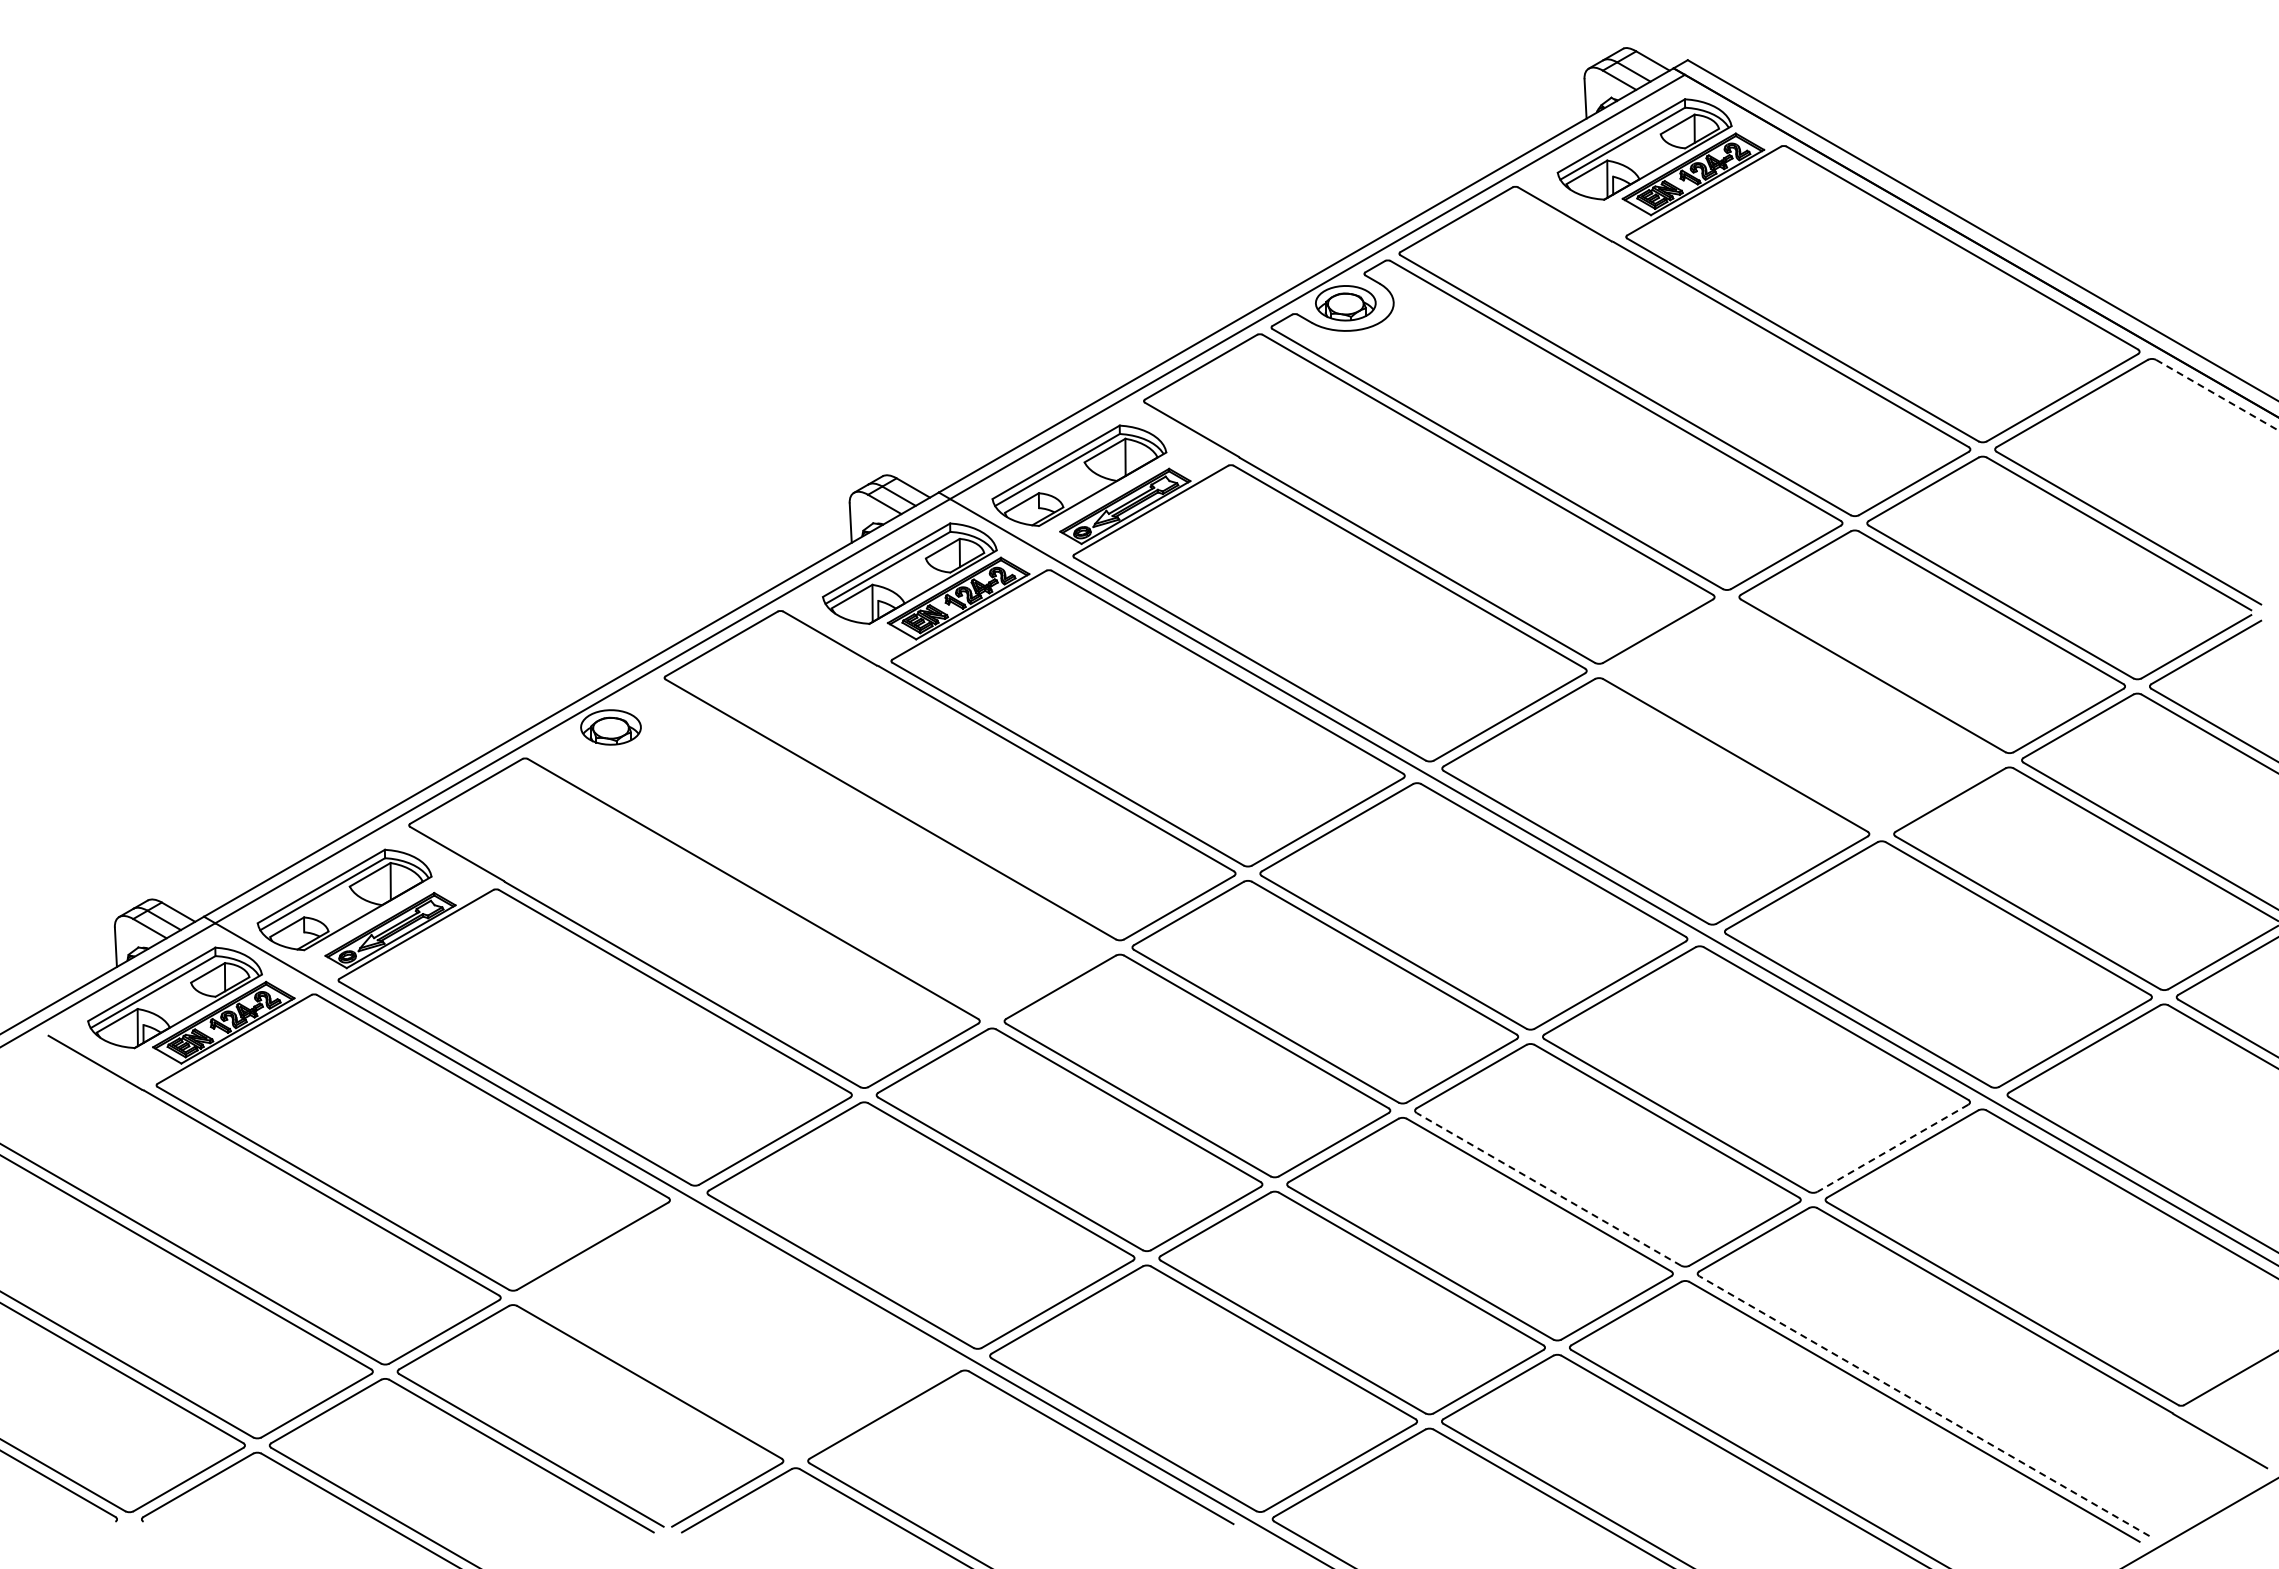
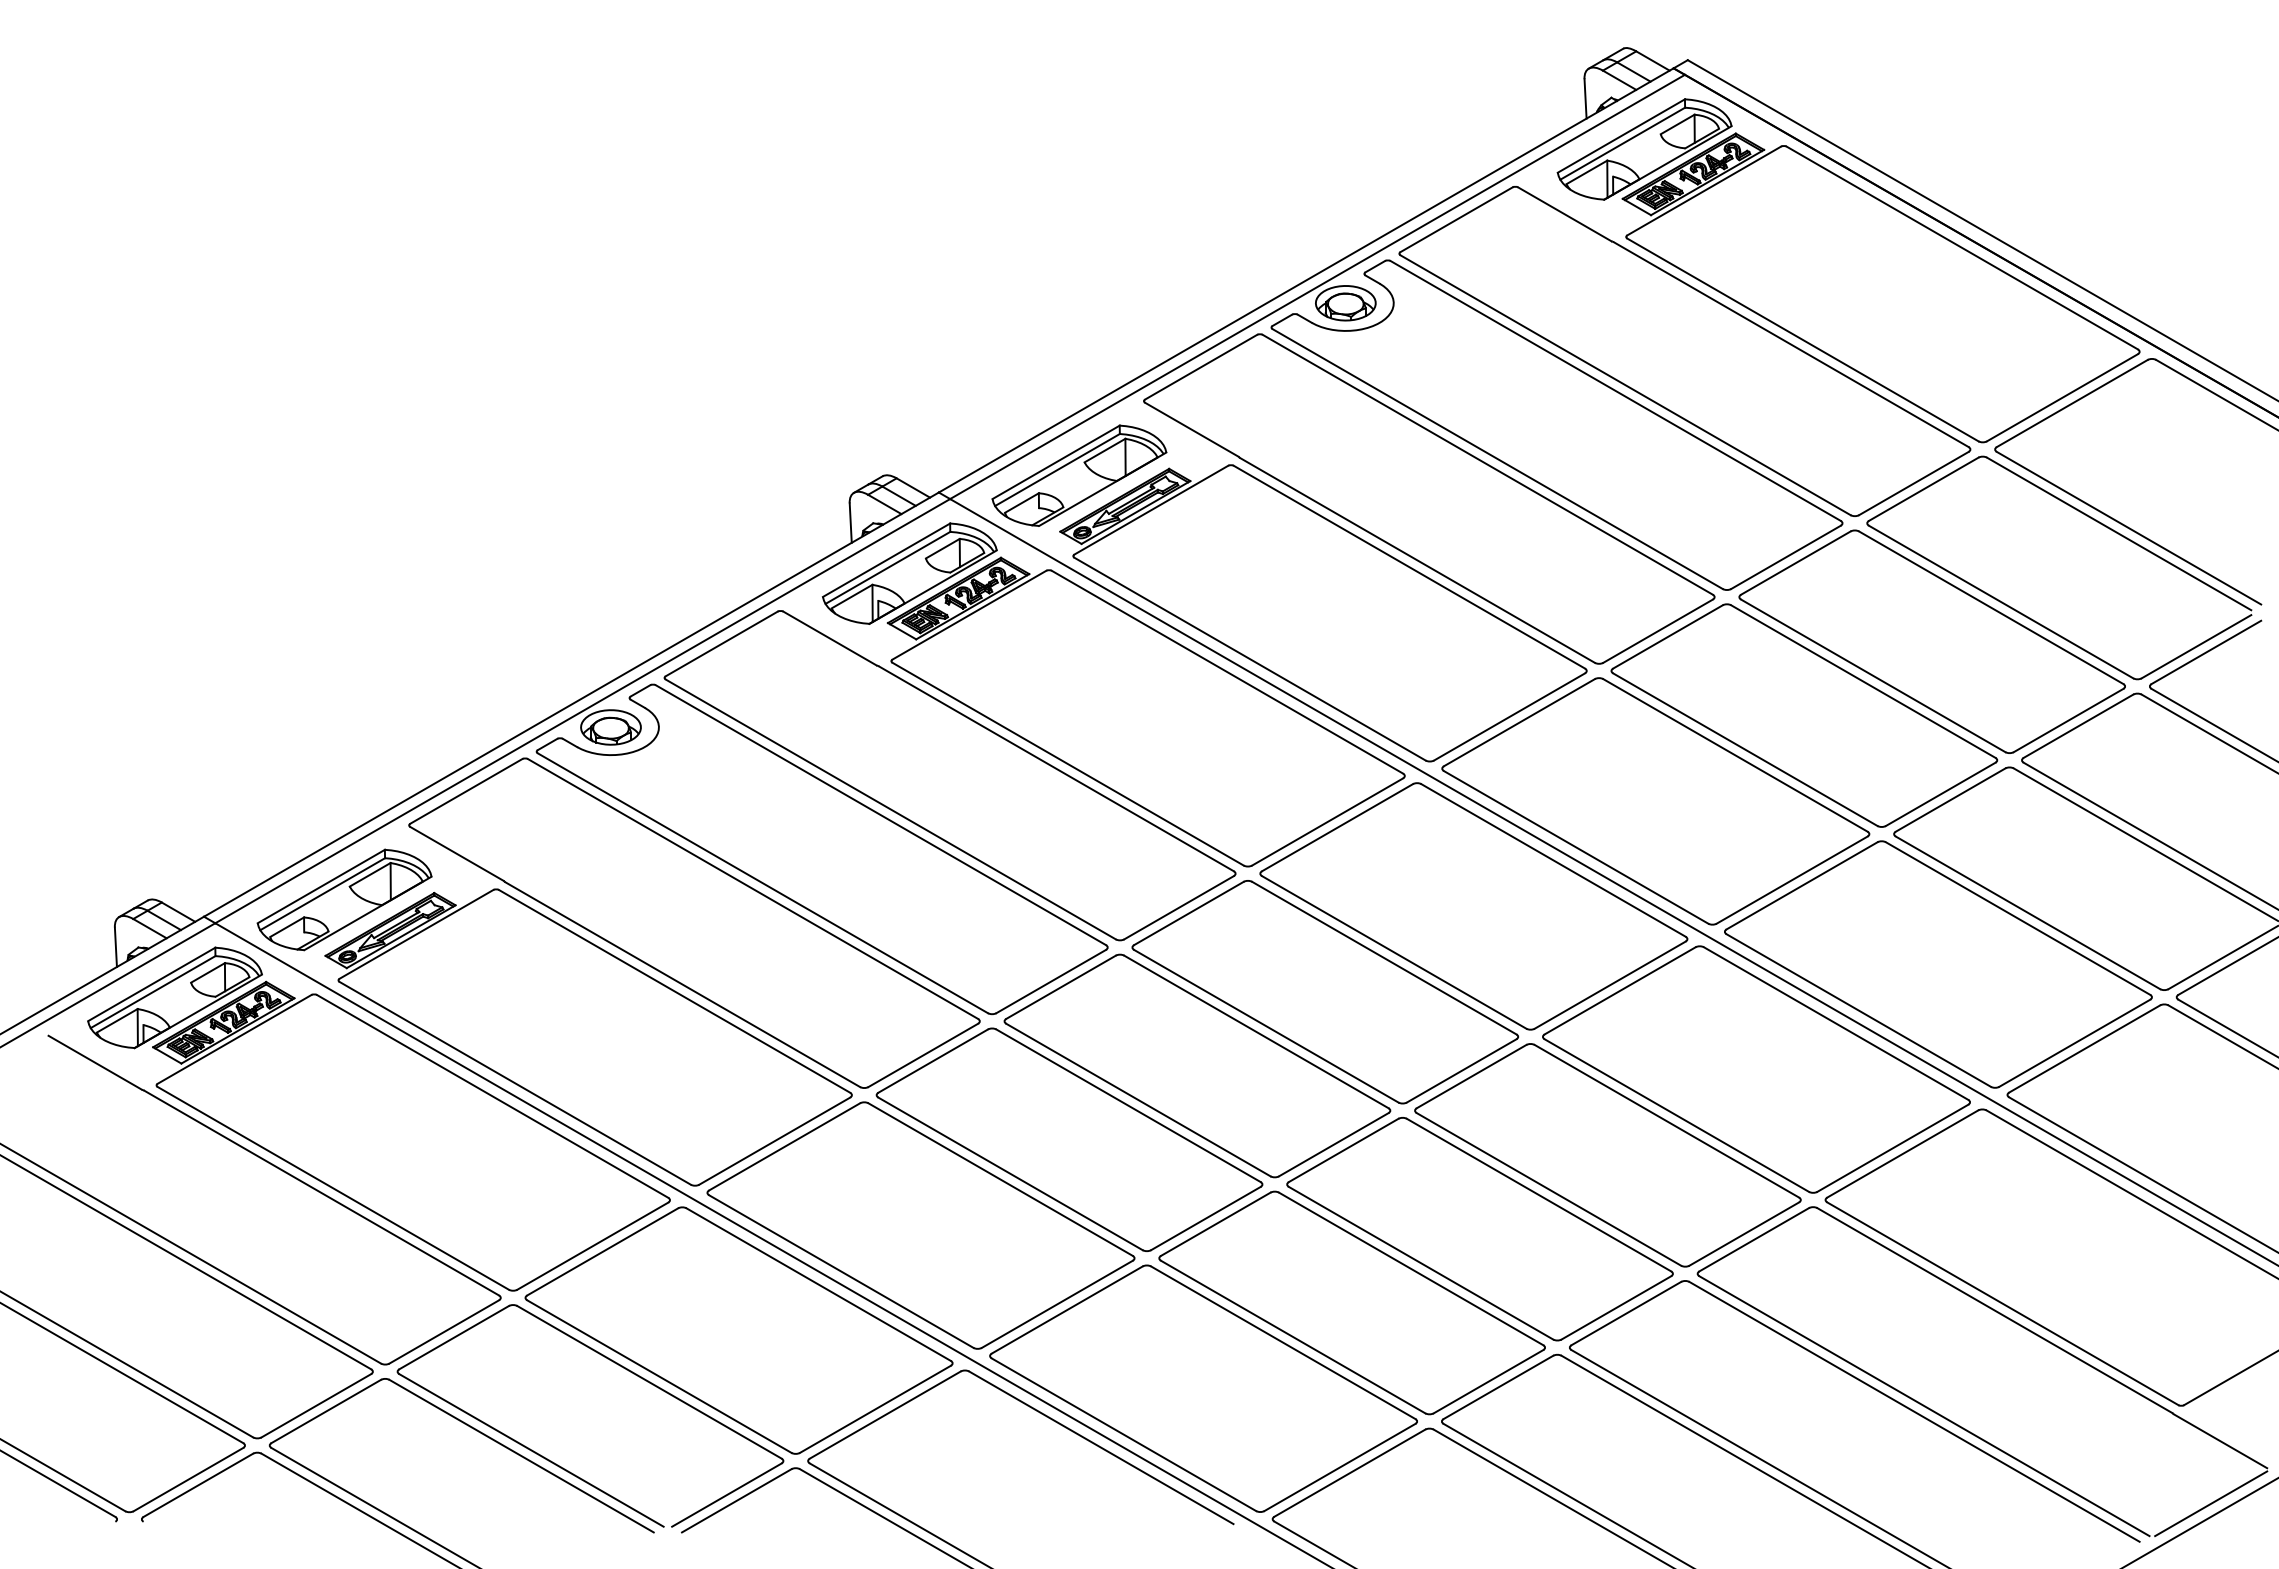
line: dashed -> solid (2217, 395)
part: none -> present (1804, 715)
part: none -> present (821, 849)
line: dashed -> solid (1892, 1148)
line: dashed -> solid (1548, 1189)
part: none -> present (738, 1330)
line: dashed -> solid (1924, 1406)
line: none -> present (2211, 1503)
